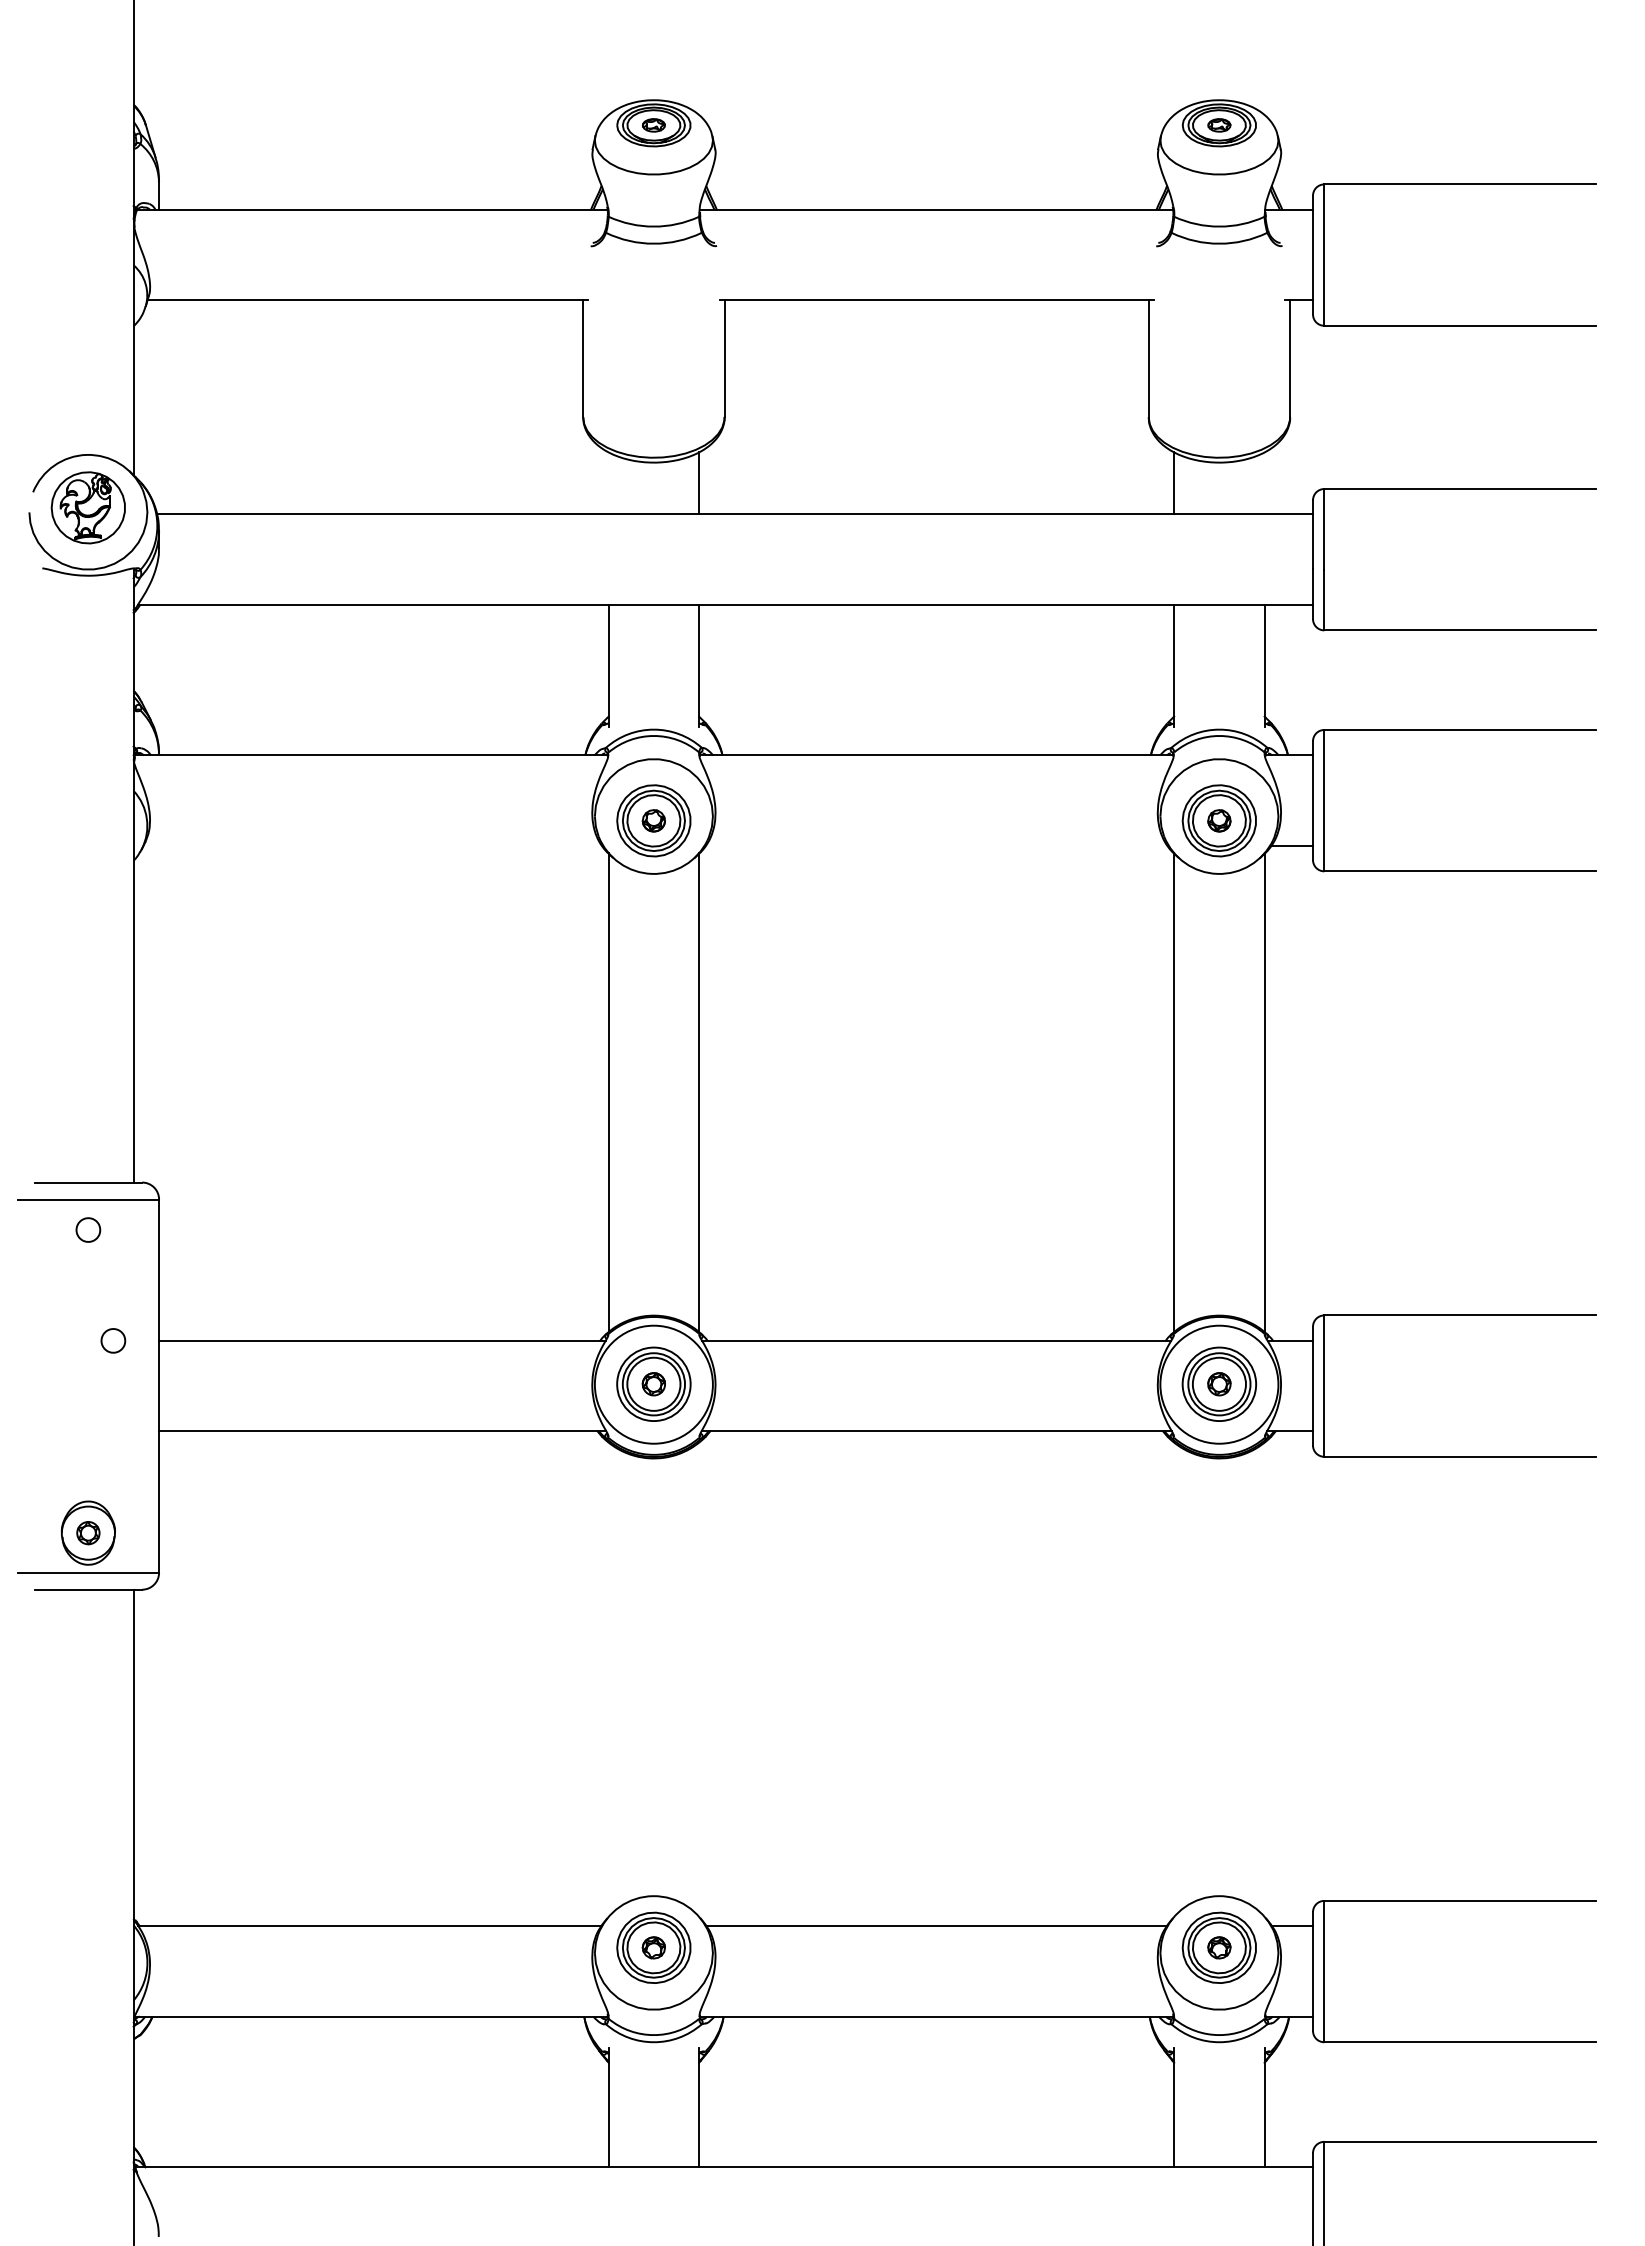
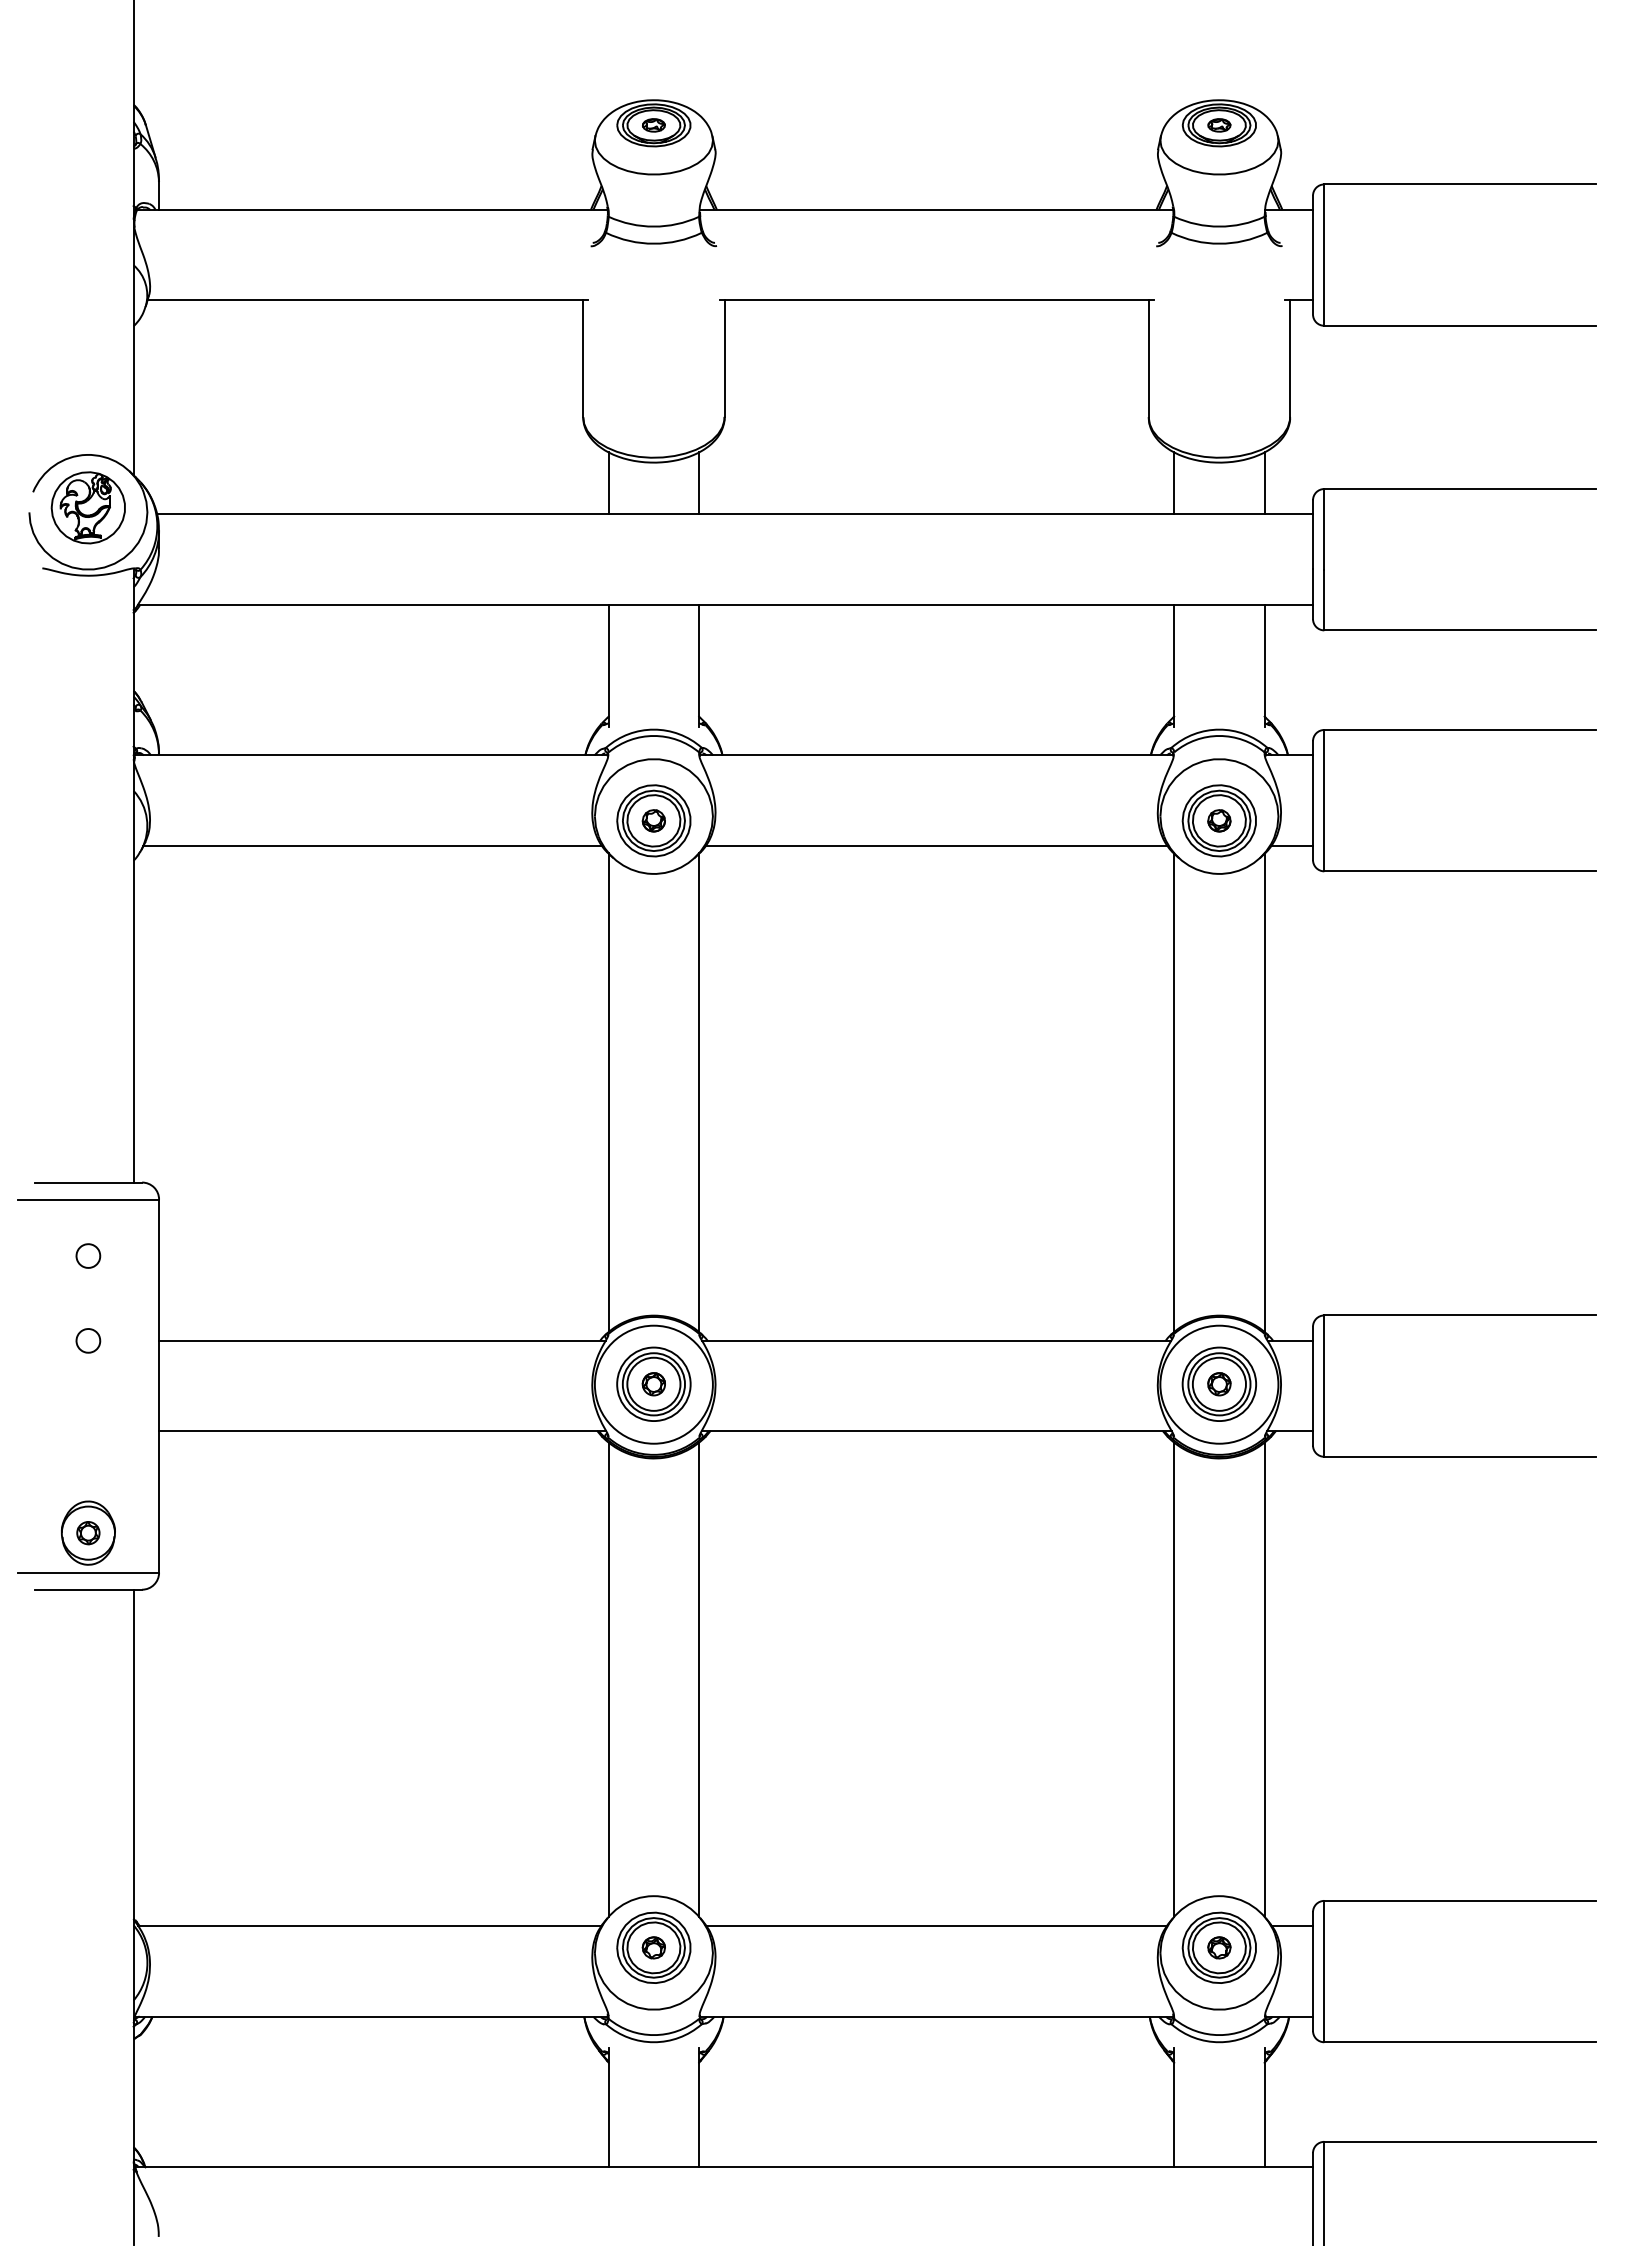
line: none -> present (608, 482)
line: none -> present (1264, 482)
line: none -> present (372, 845)
line: none -> present (936, 845)
part position: (88, 1229) -> (88, 1255) (88, 1255)
part position: (113, 1340) -> (88, 1340) (88, 1340)
line: none -> present (608, 1679)
line: none -> present (699, 1679)
line: none -> present (1174, 1679)
line: none -> present (1264, 1679)
